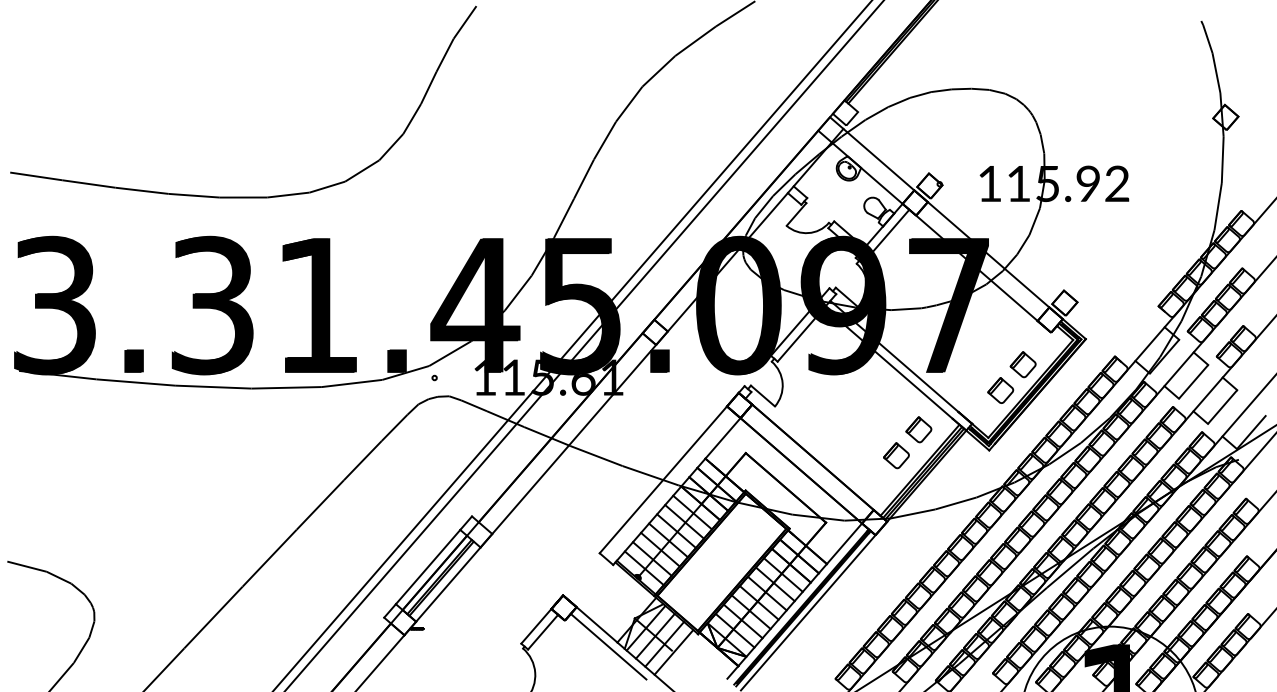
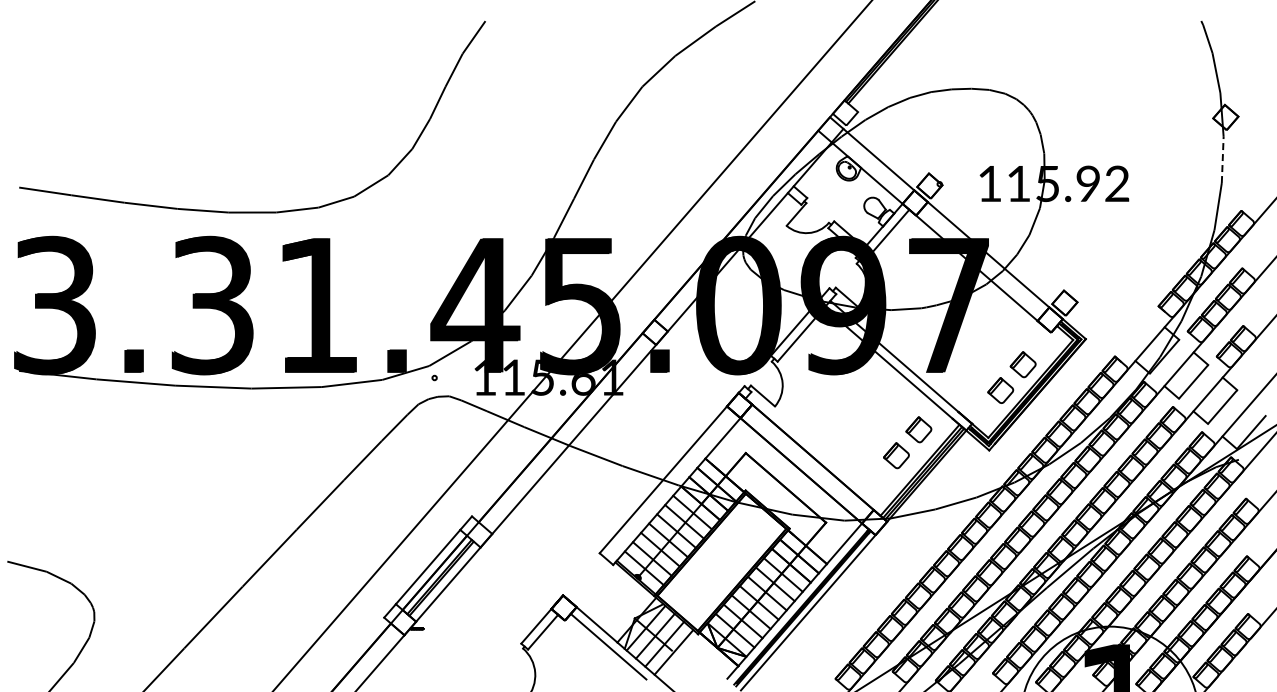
line: solid -> dashed (1222, 159)
part position: (243, 196) -> (252, 211) (252, 211)
line: present -> none (584, 345)
